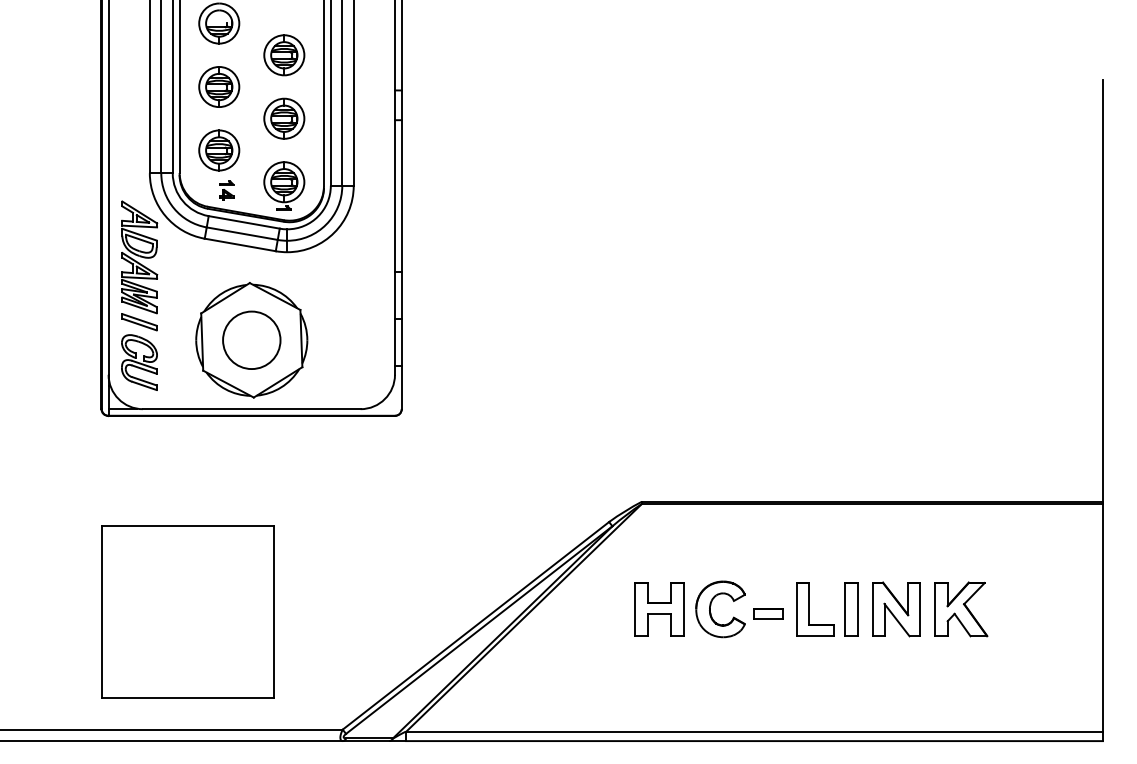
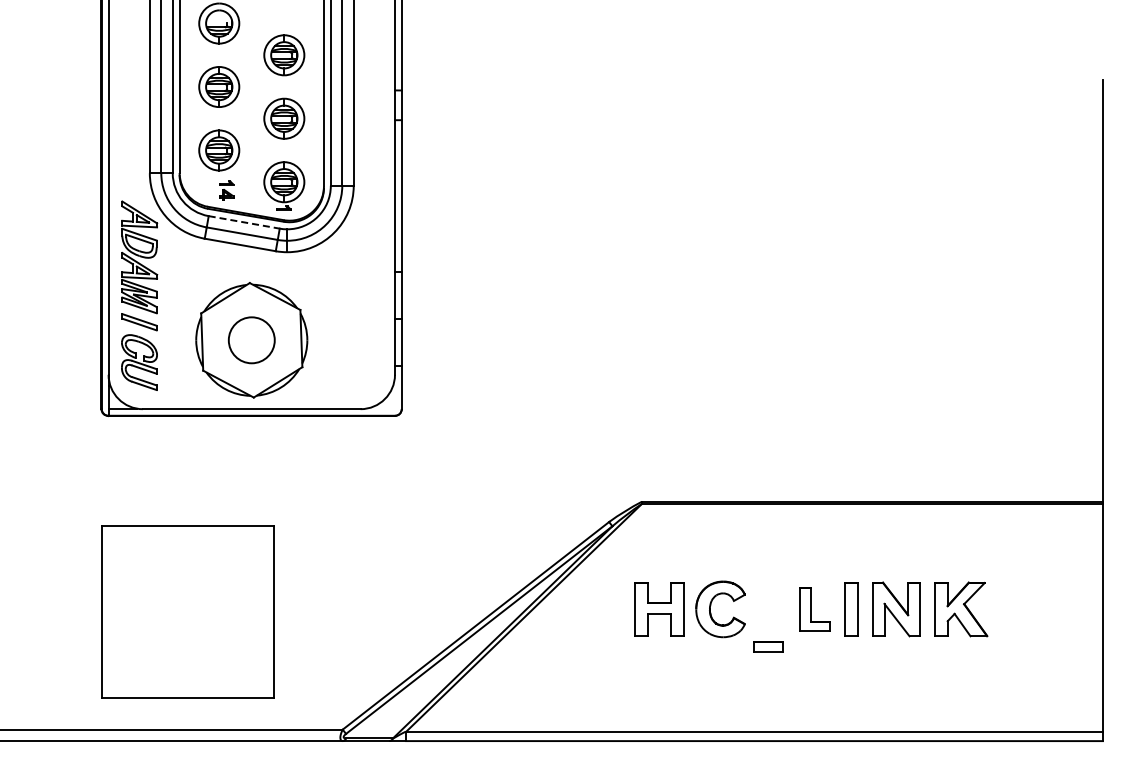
line: solid -> dashed (244, 222)
circle diameter: 57 px -> 46 px (251, 340)
part size: 39x55 px -> 32x45 px (814, 609)
part position: (768, 613) -> (768, 646) (768, 646)
